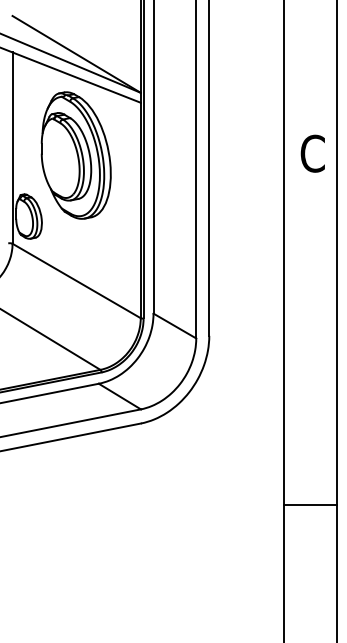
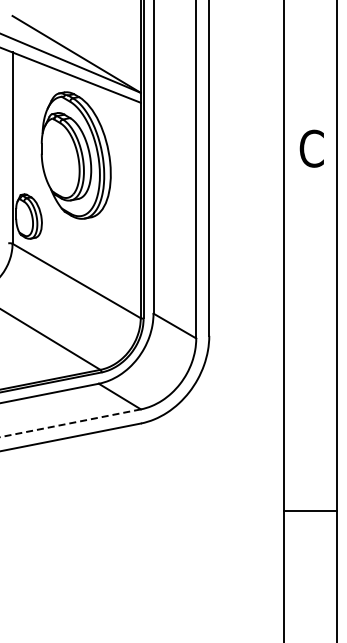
text position: (312, 153) -> (311, 148) (311, 148)
line: solid -> dashed (70, 423)
line position: (309, 505) -> (309, 511) (309, 511)
